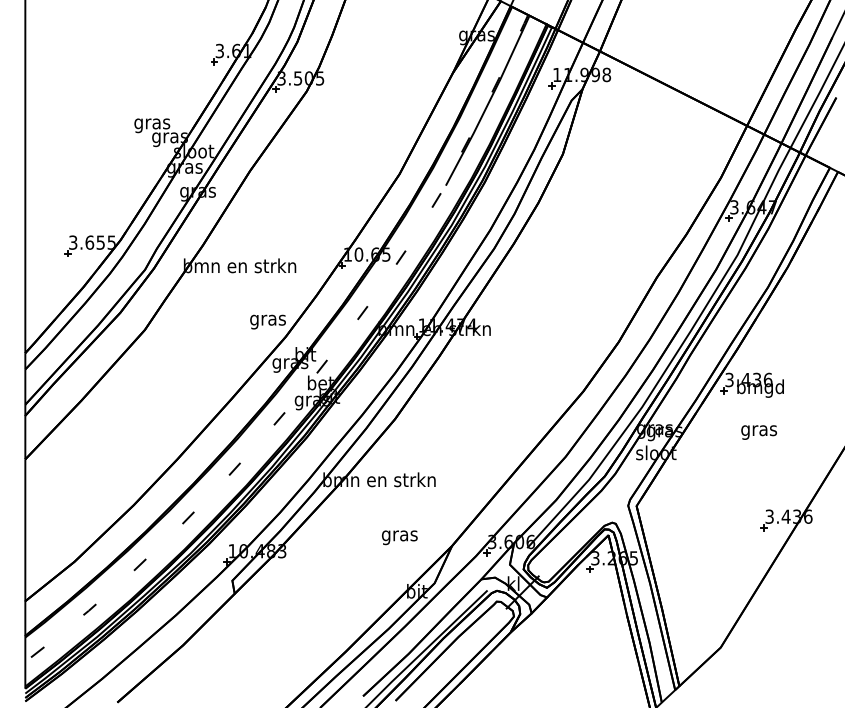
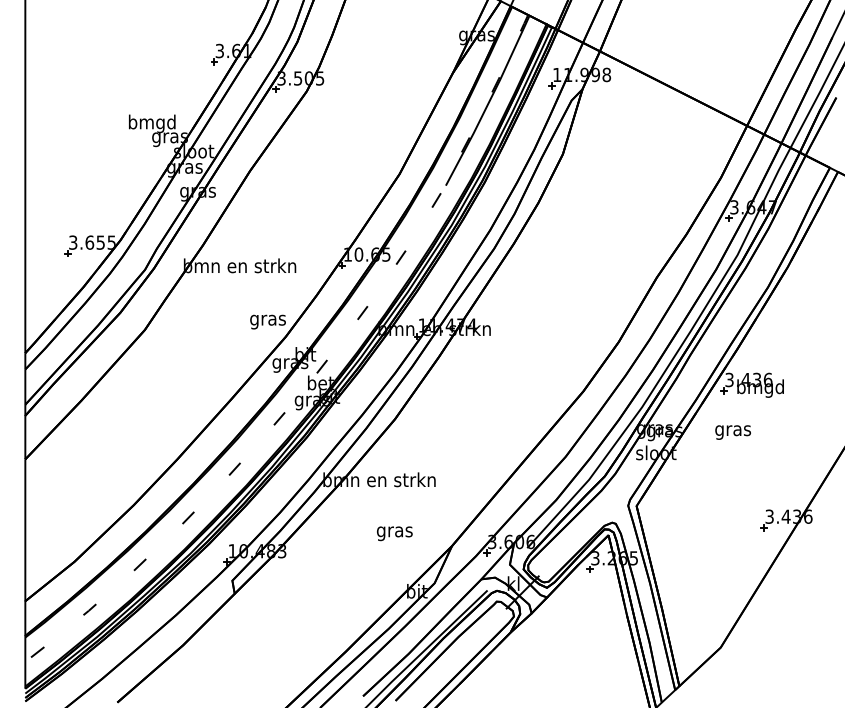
text: gras -> bmgd (151, 123)
text position: (758, 432) -> (732, 432) (732, 432)
text position: (399, 537) -> (394, 533) (394, 533)
